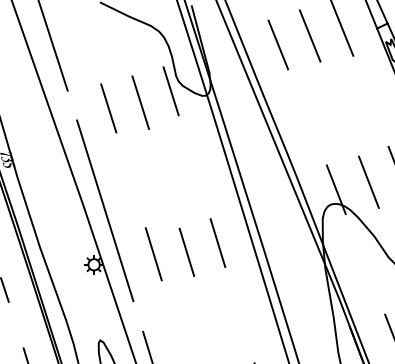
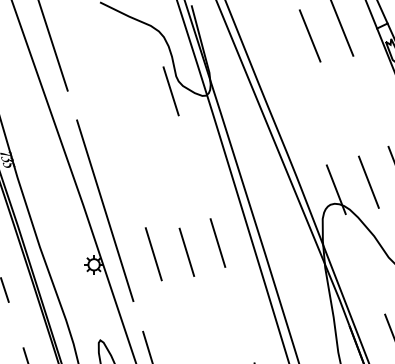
line: present -> none (278, 44)
line: present -> none (140, 102)
line: present -> none (108, 108)
